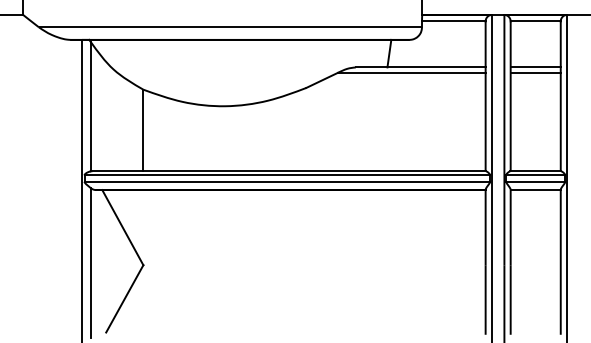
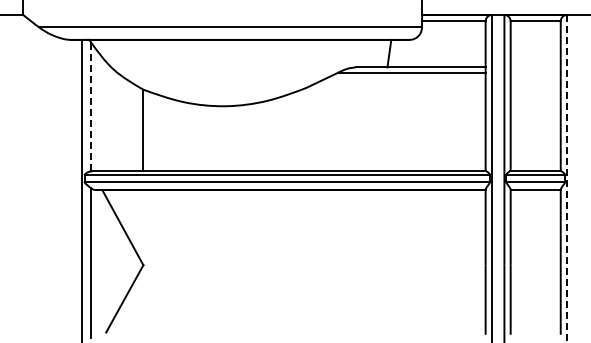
line: present -> none (535, 67)
line: present -> none (535, 72)
line: solid -> dashed (90, 106)
line: solid -> dashed (567, 178)
